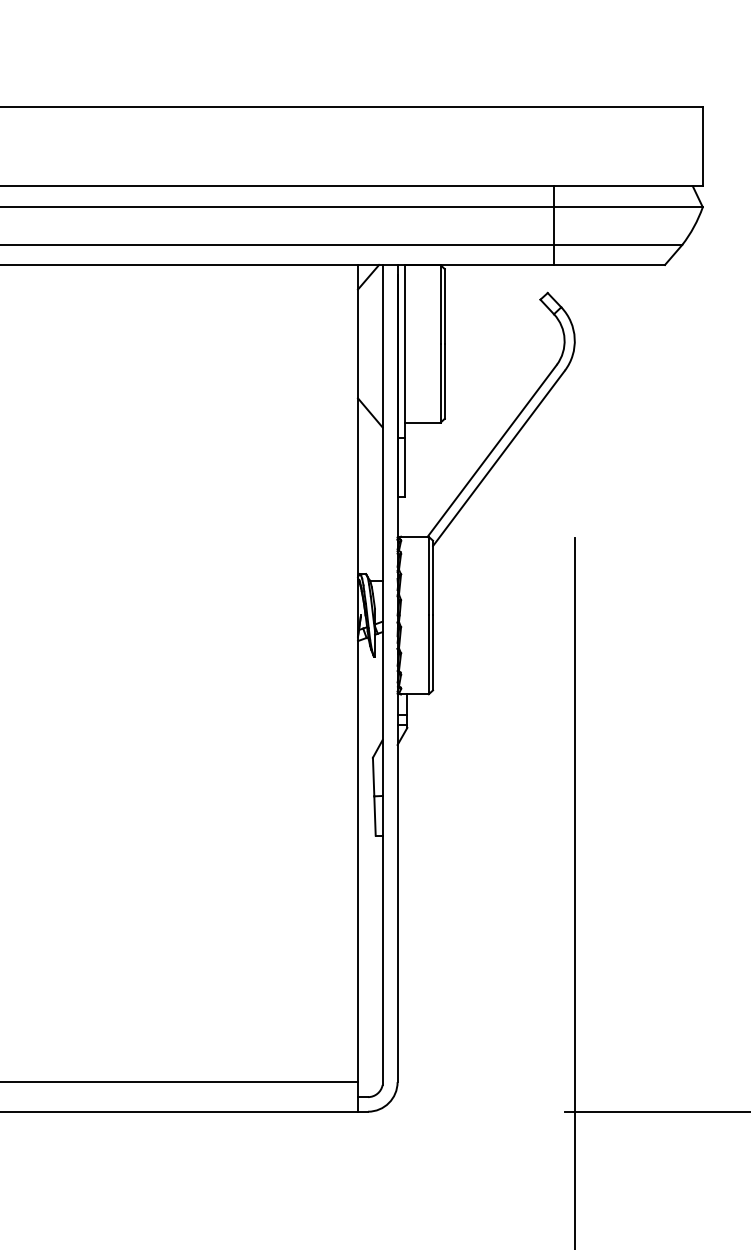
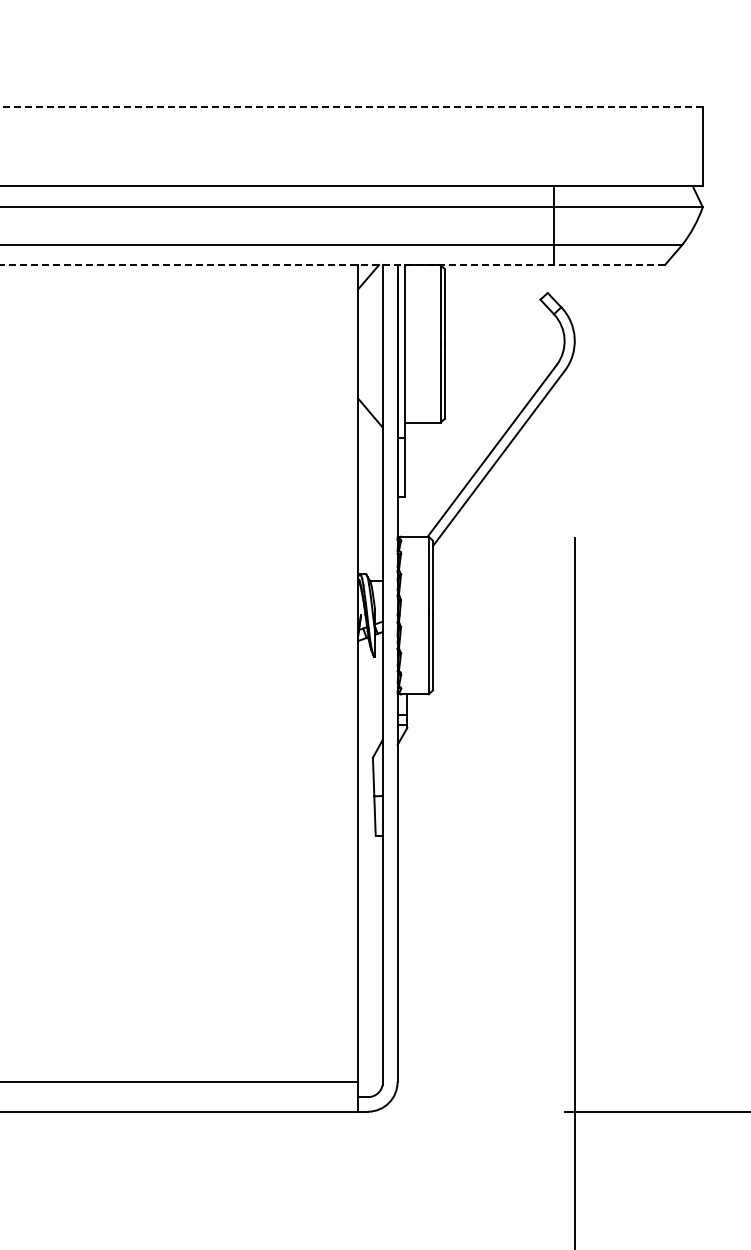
line: solid -> dashed (351, 107)
line: solid -> dashed (332, 265)
